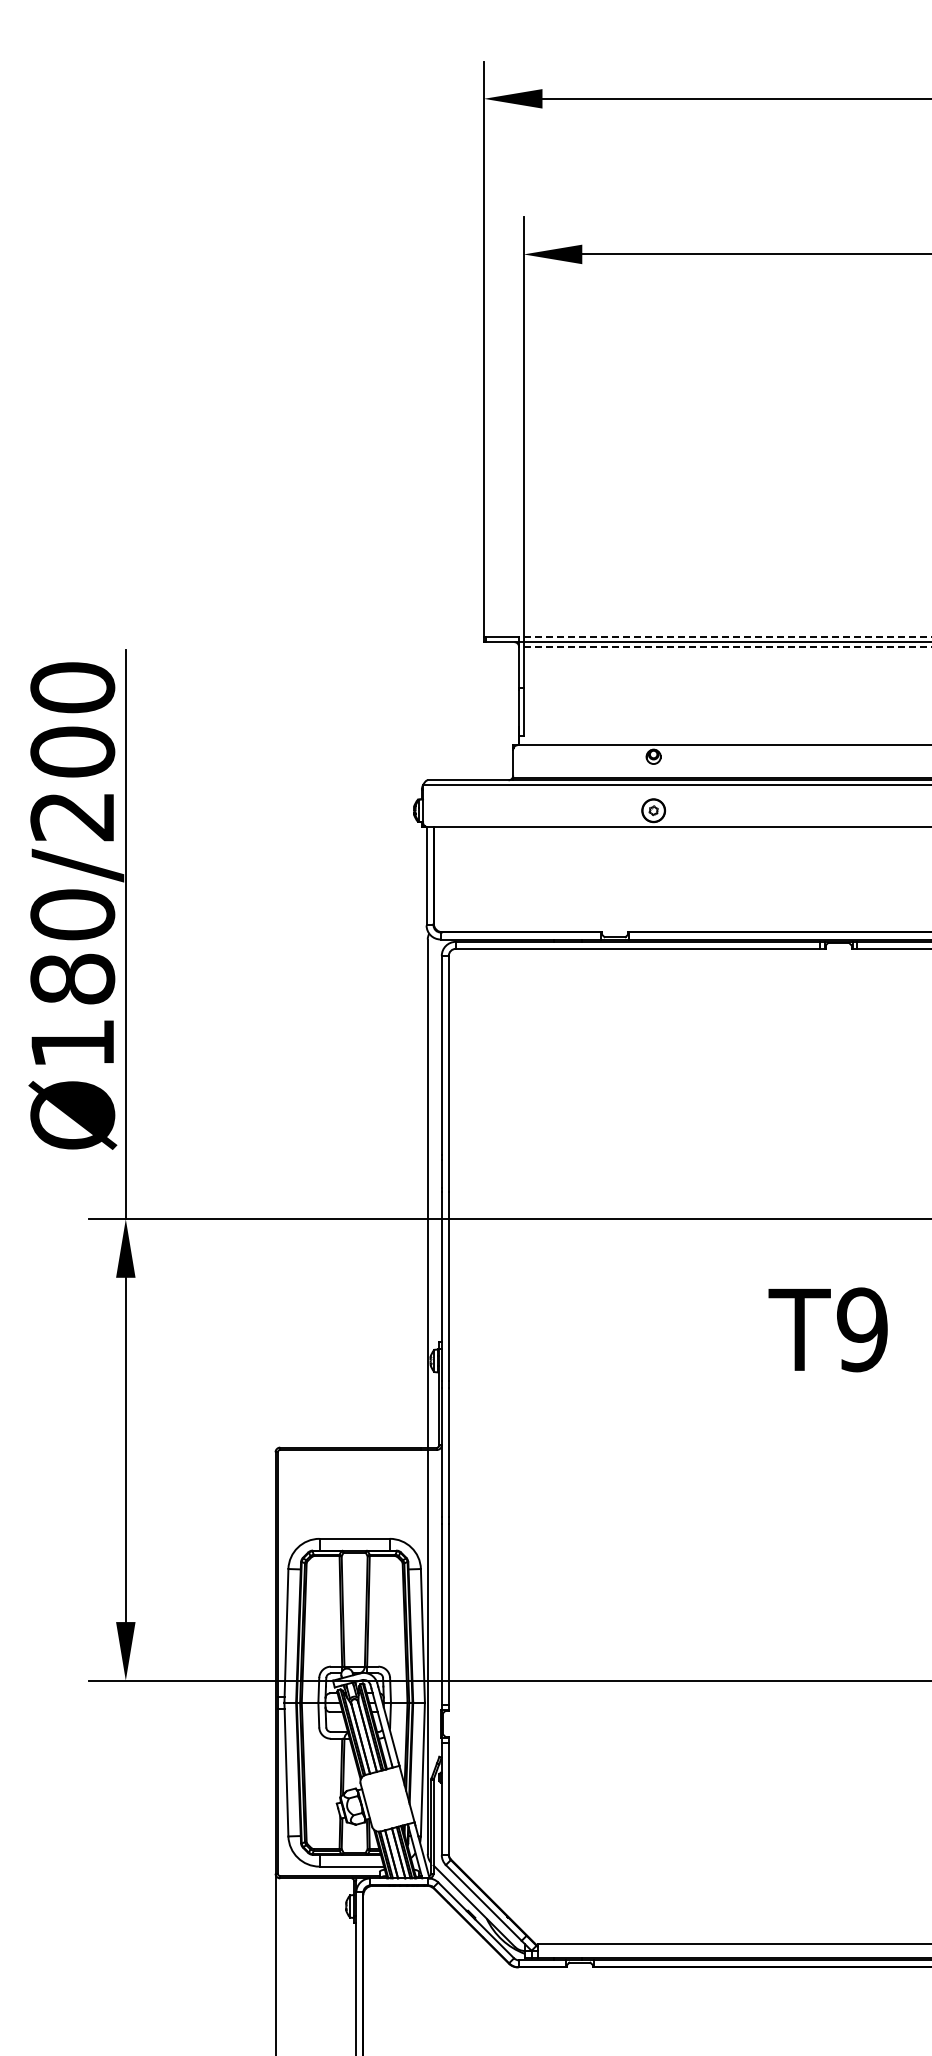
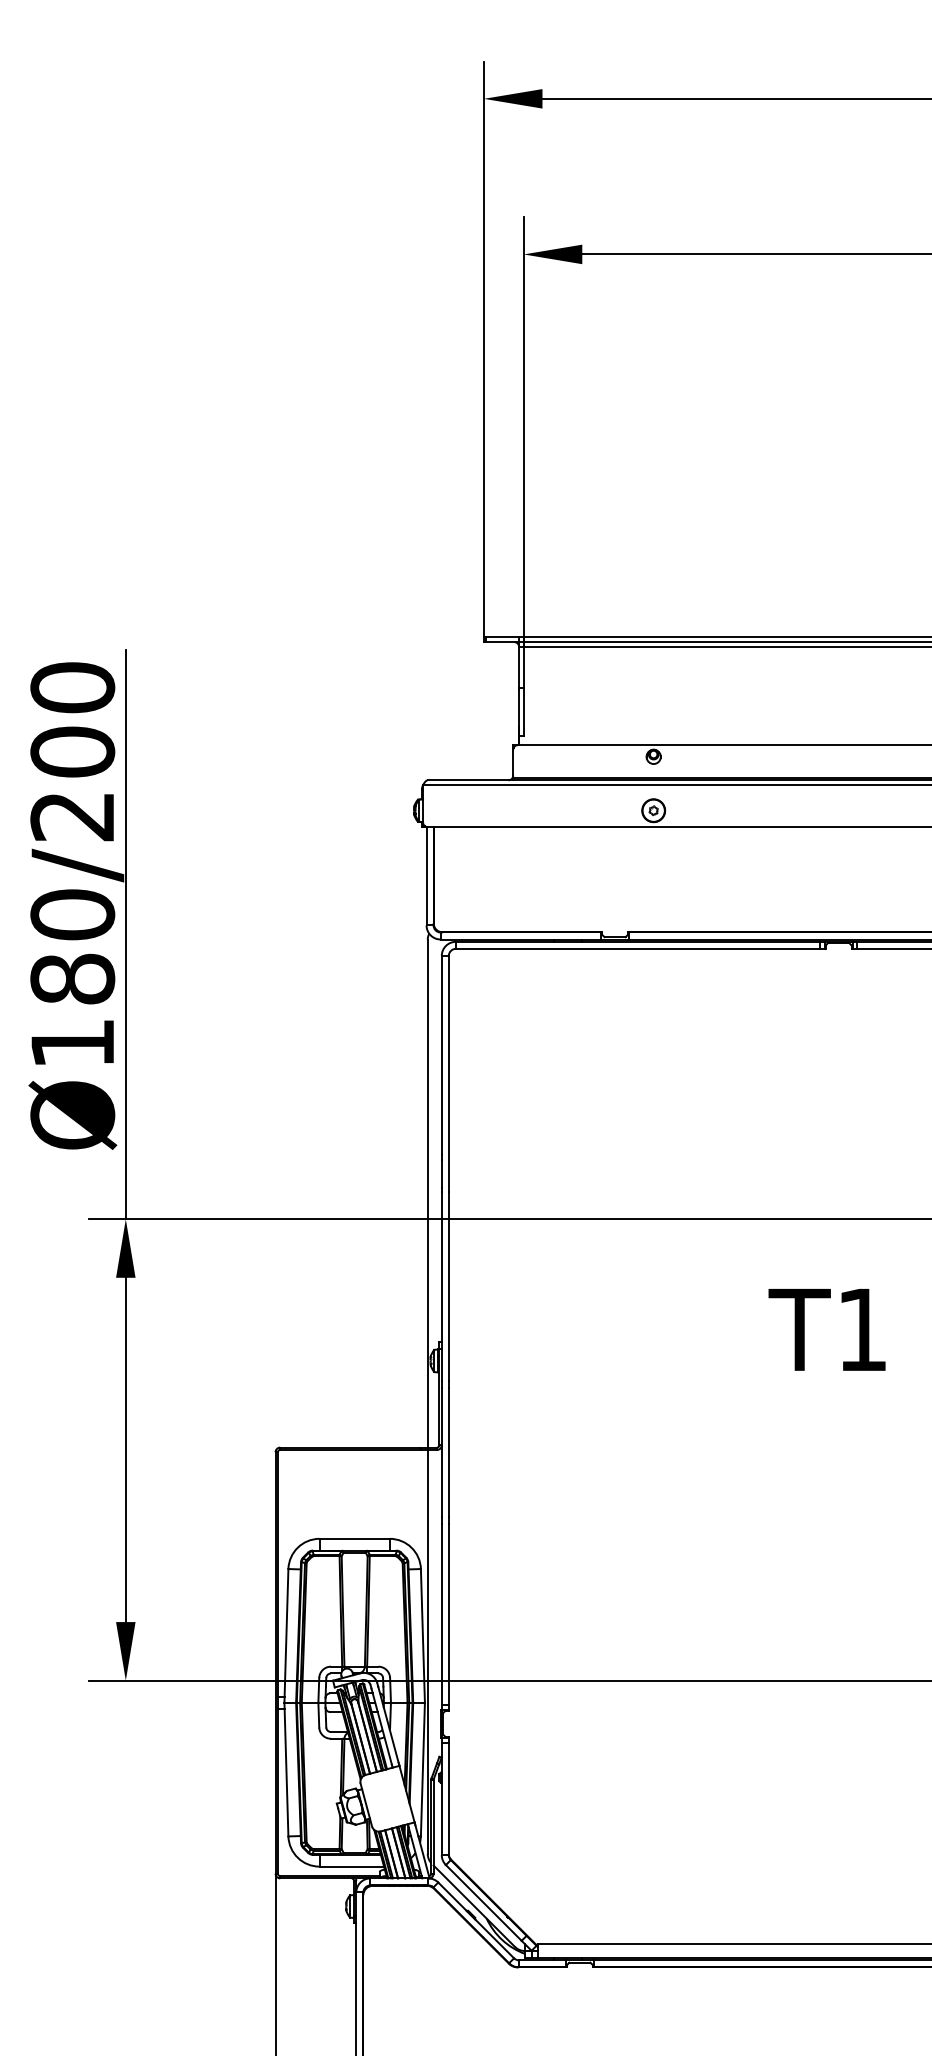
line: dashed -> solid (725, 637)
line: dashed -> solid (725, 646)
text: T9 -> T1 (862, 1329)
